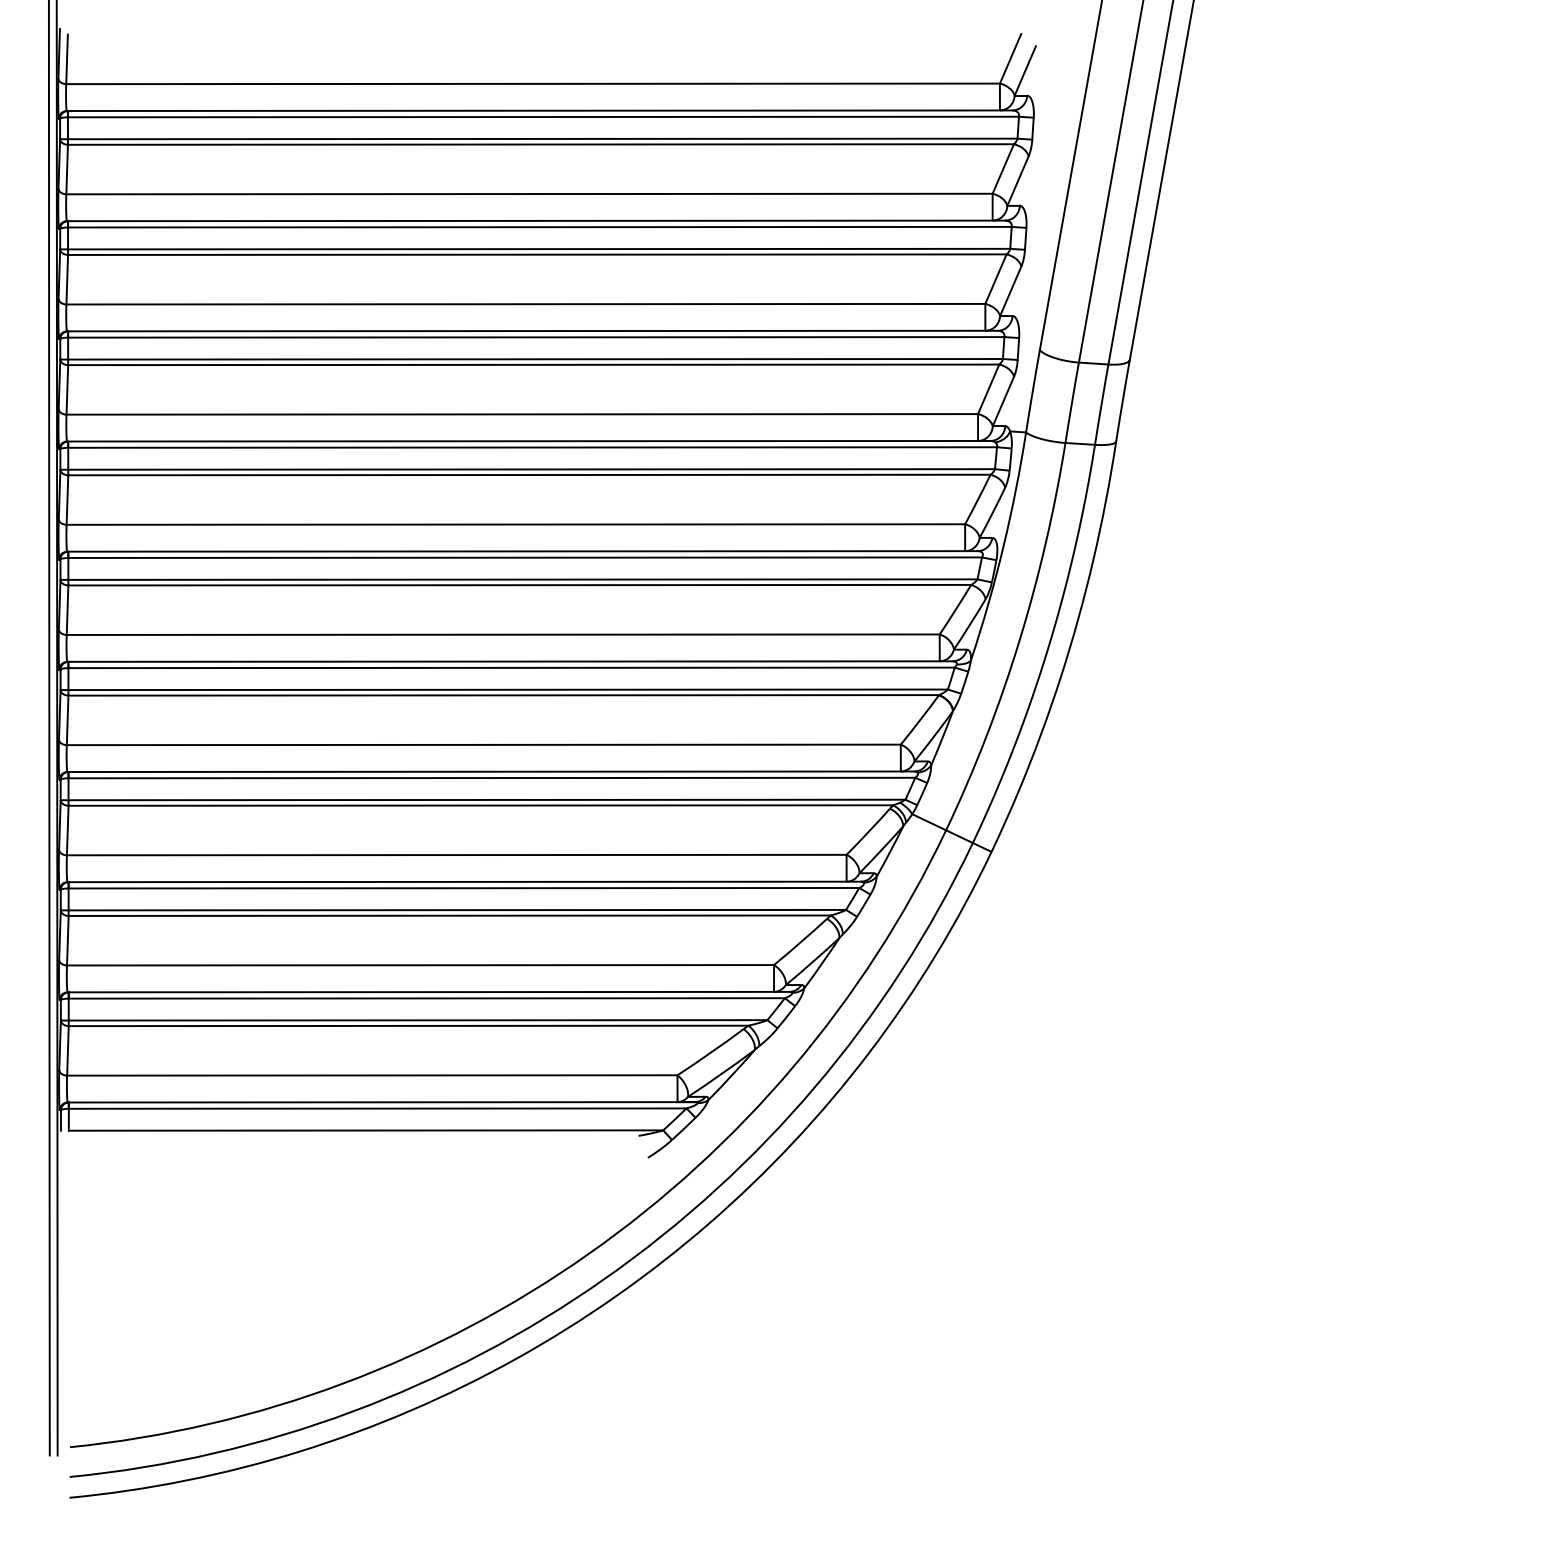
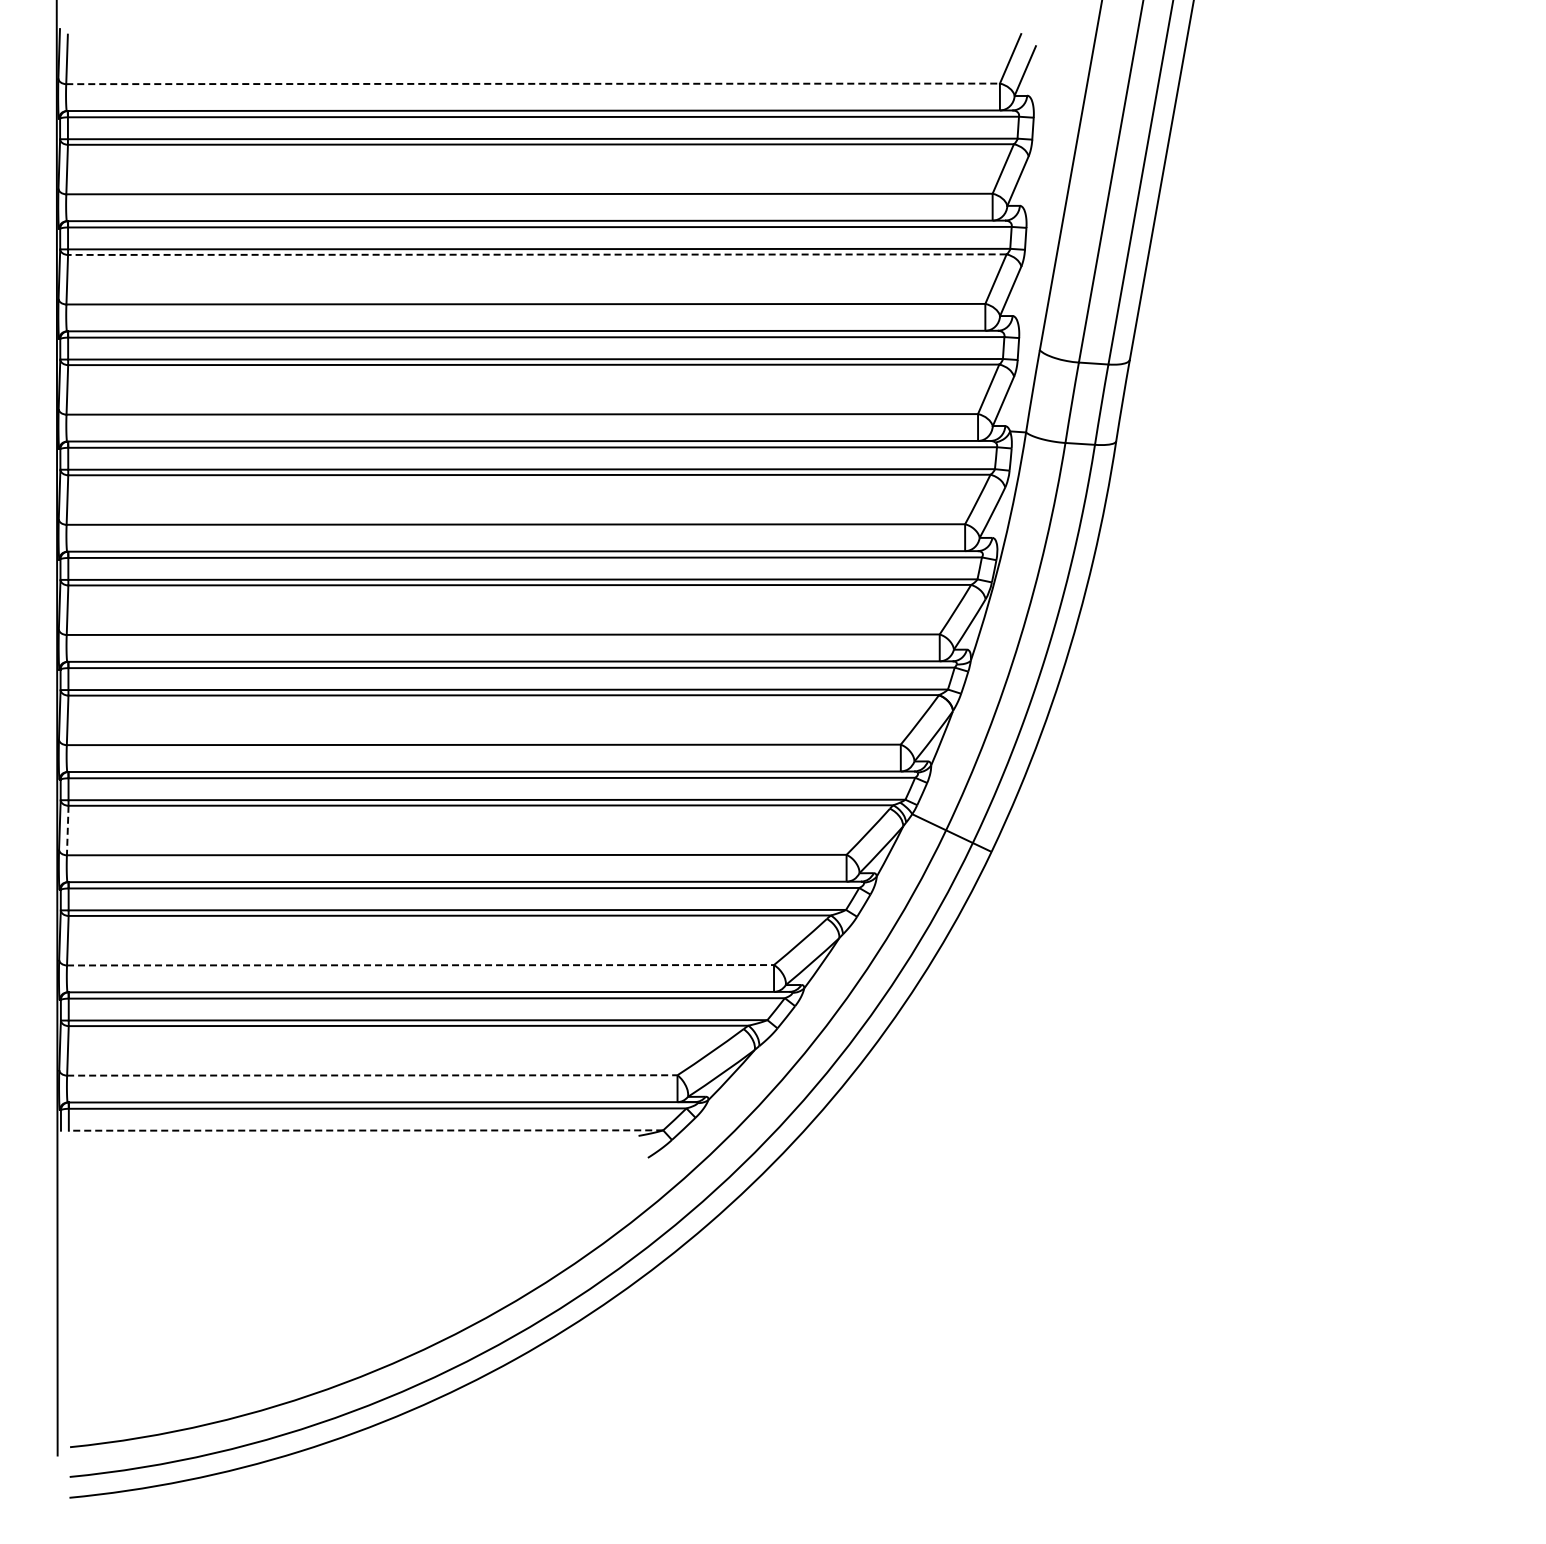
line: solid -> dashed (533, 83)
line: solid -> dashed (536, 254)
line: present -> none (48, 728)
line: solid -> dashed (67, 830)
line: solid -> dashed (421, 965)
line: solid -> dashed (372, 1075)
line: solid -> dashed (365, 1130)
